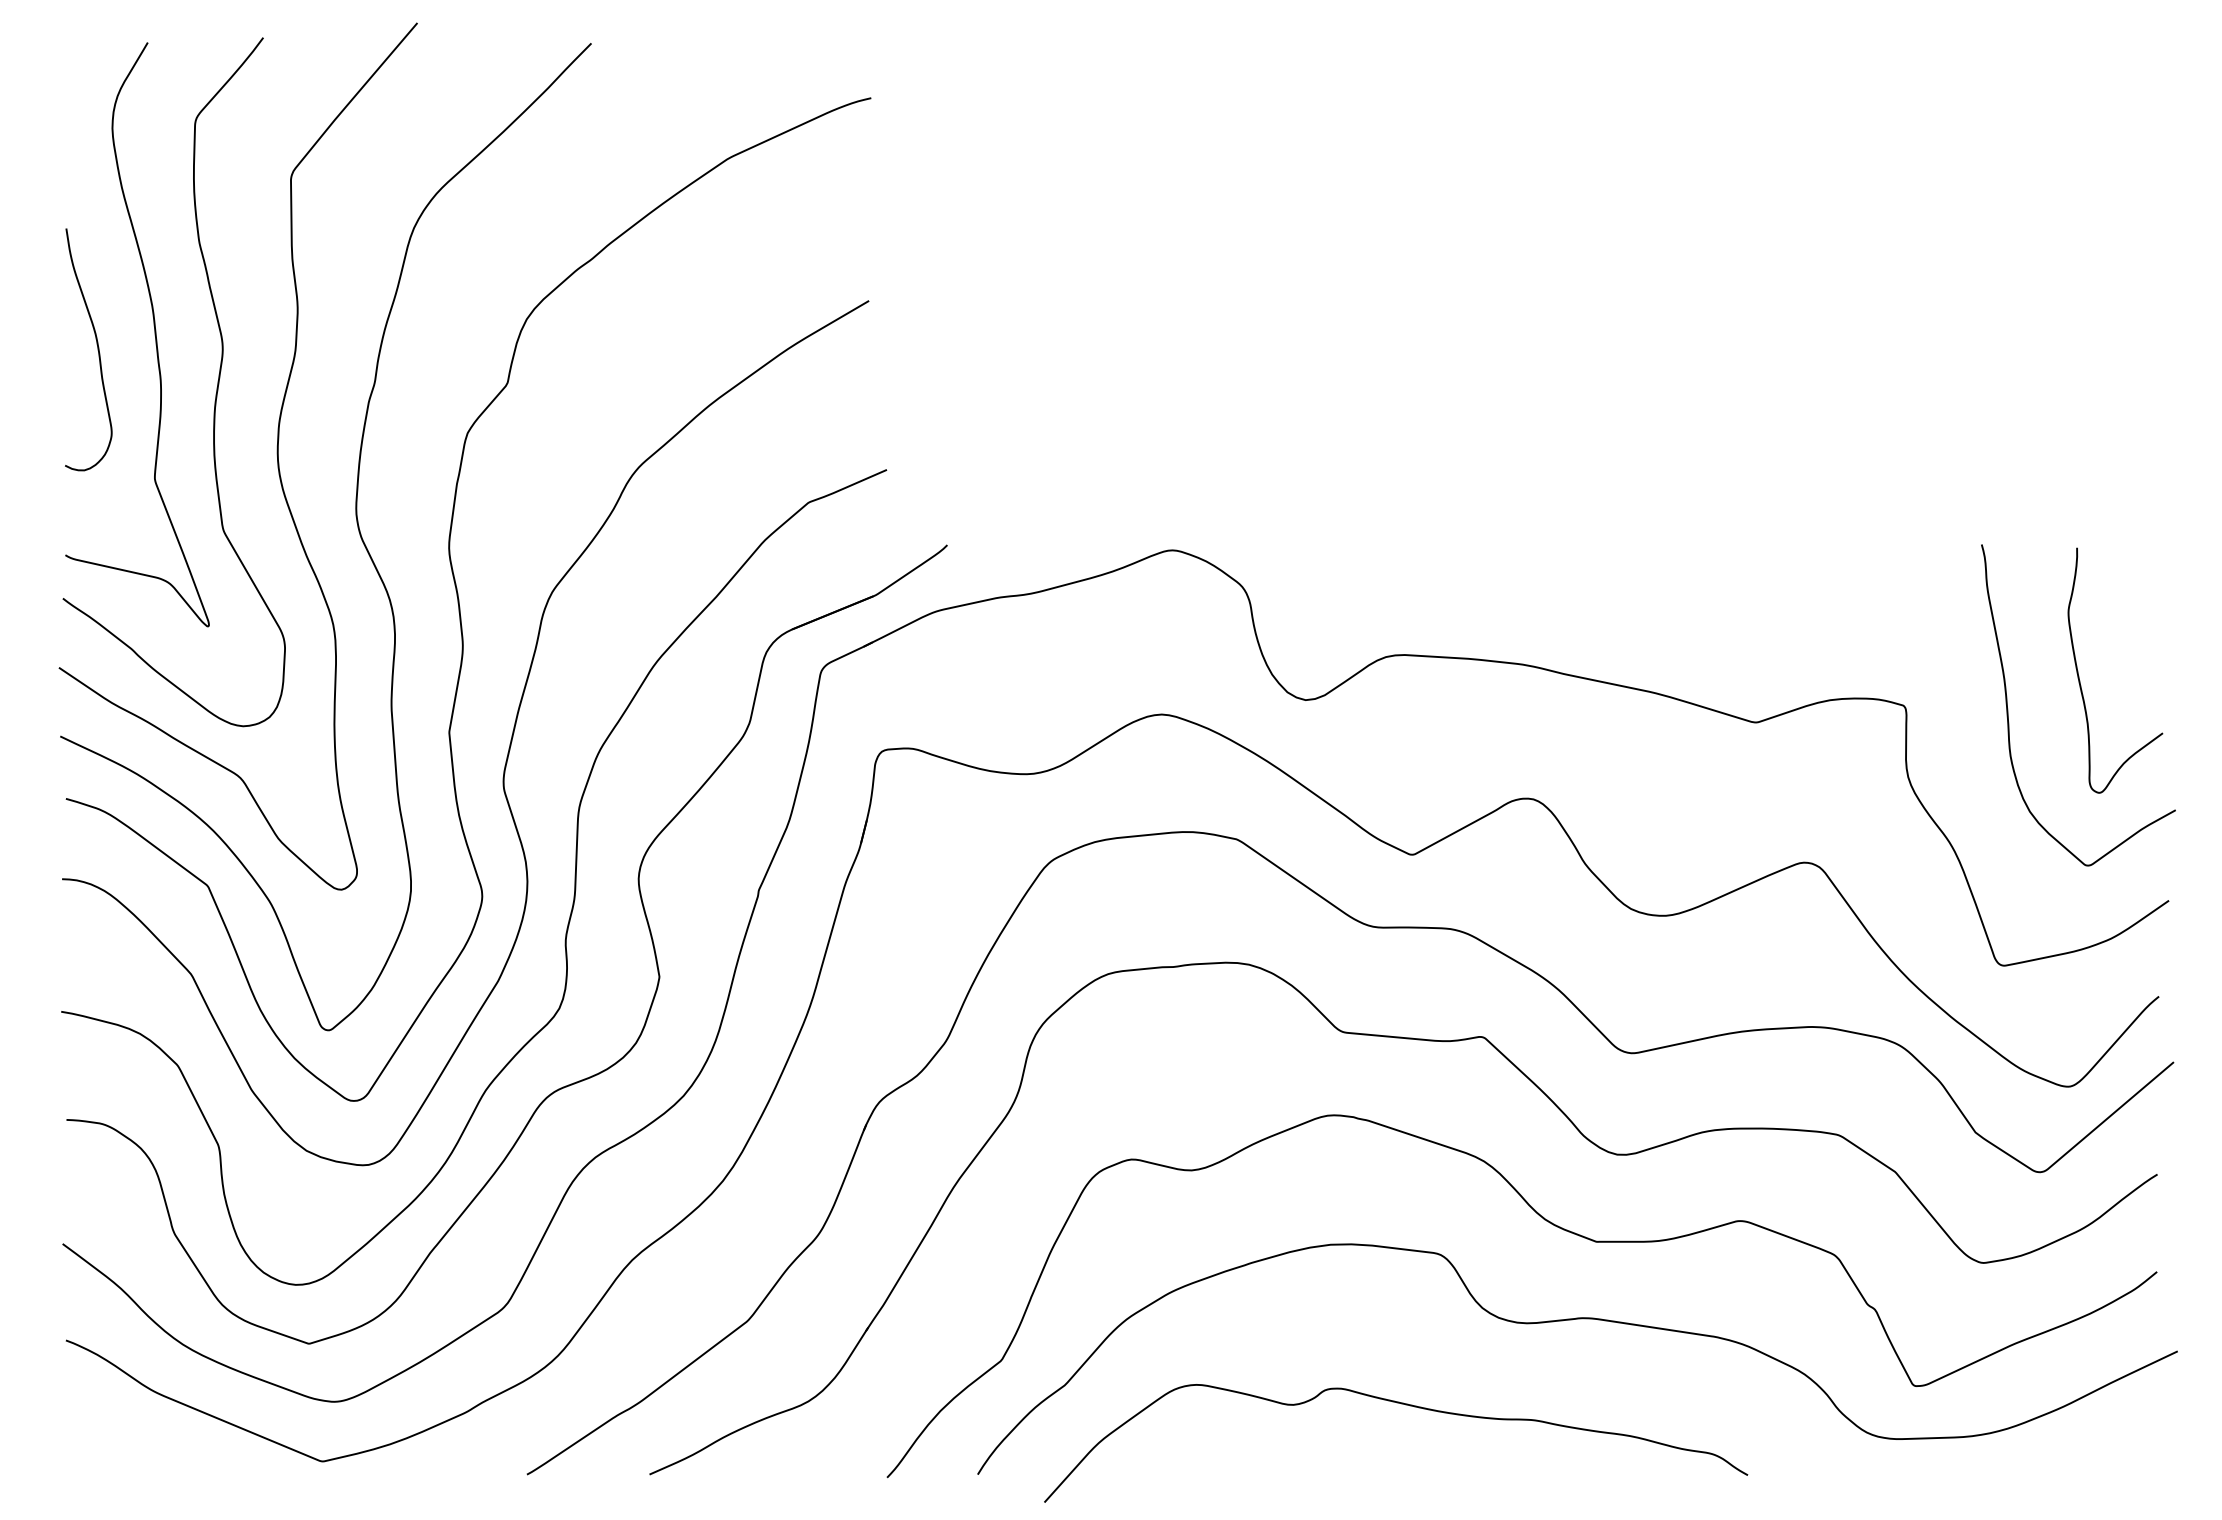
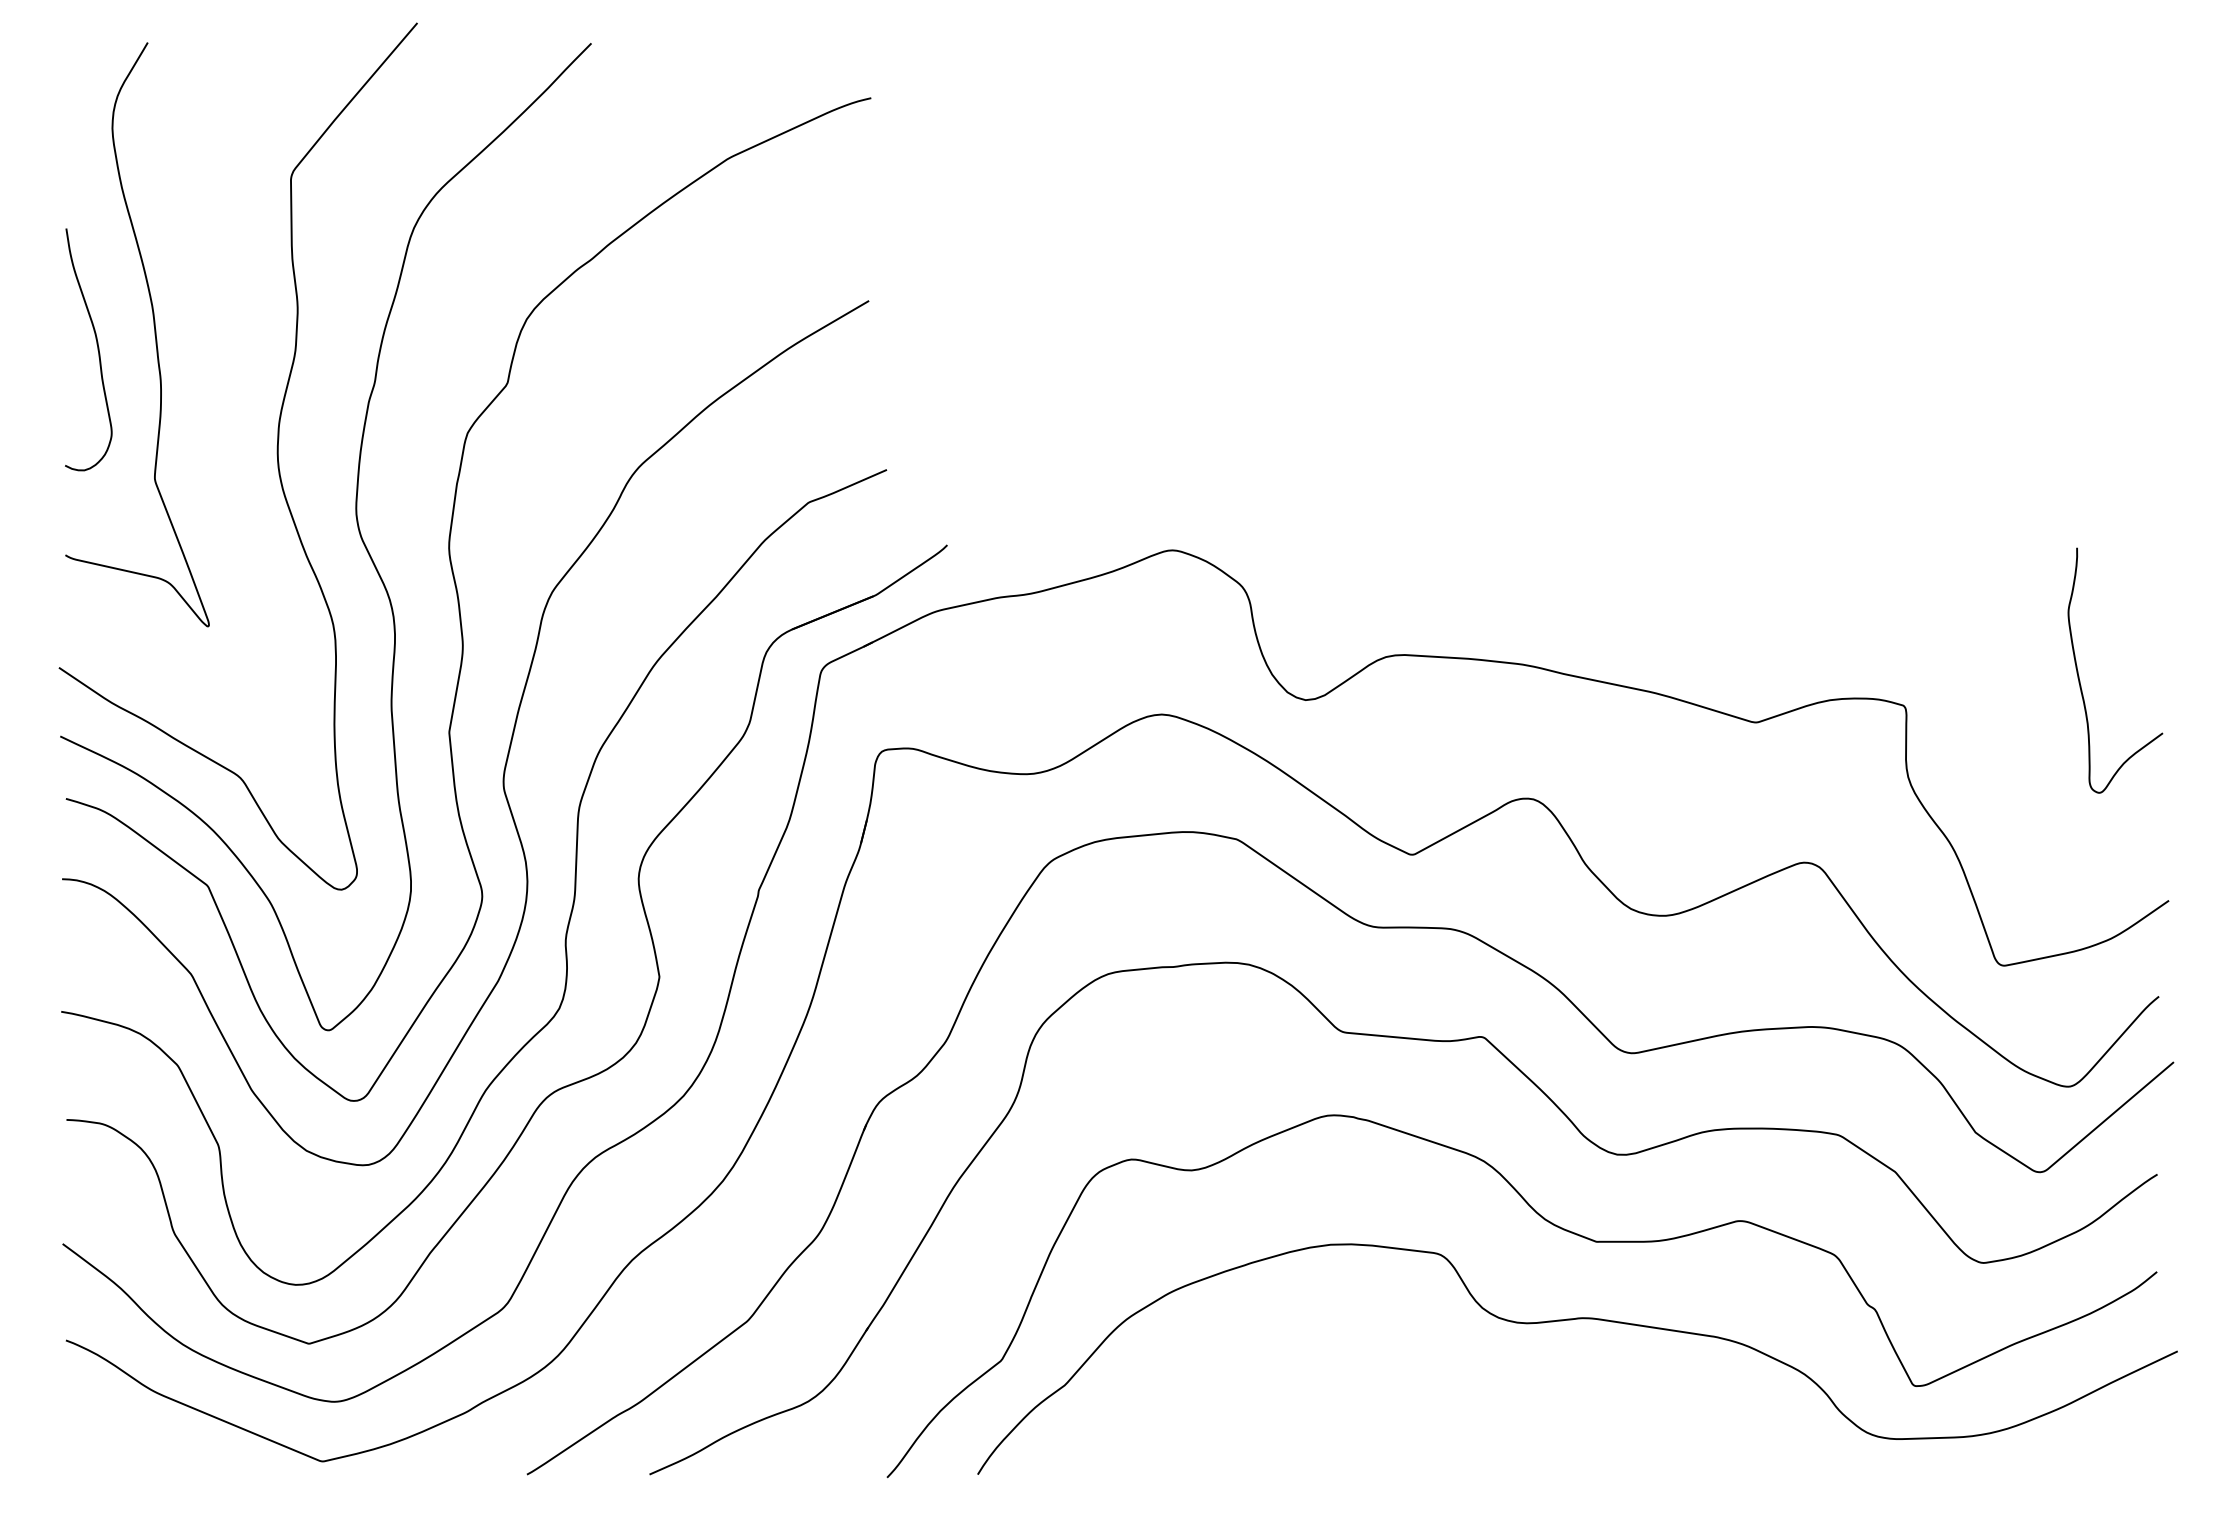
curve: present -> none (216, 387)
curve: present -> none (2008, 708)
curve: present -> none (1405, 1405)
